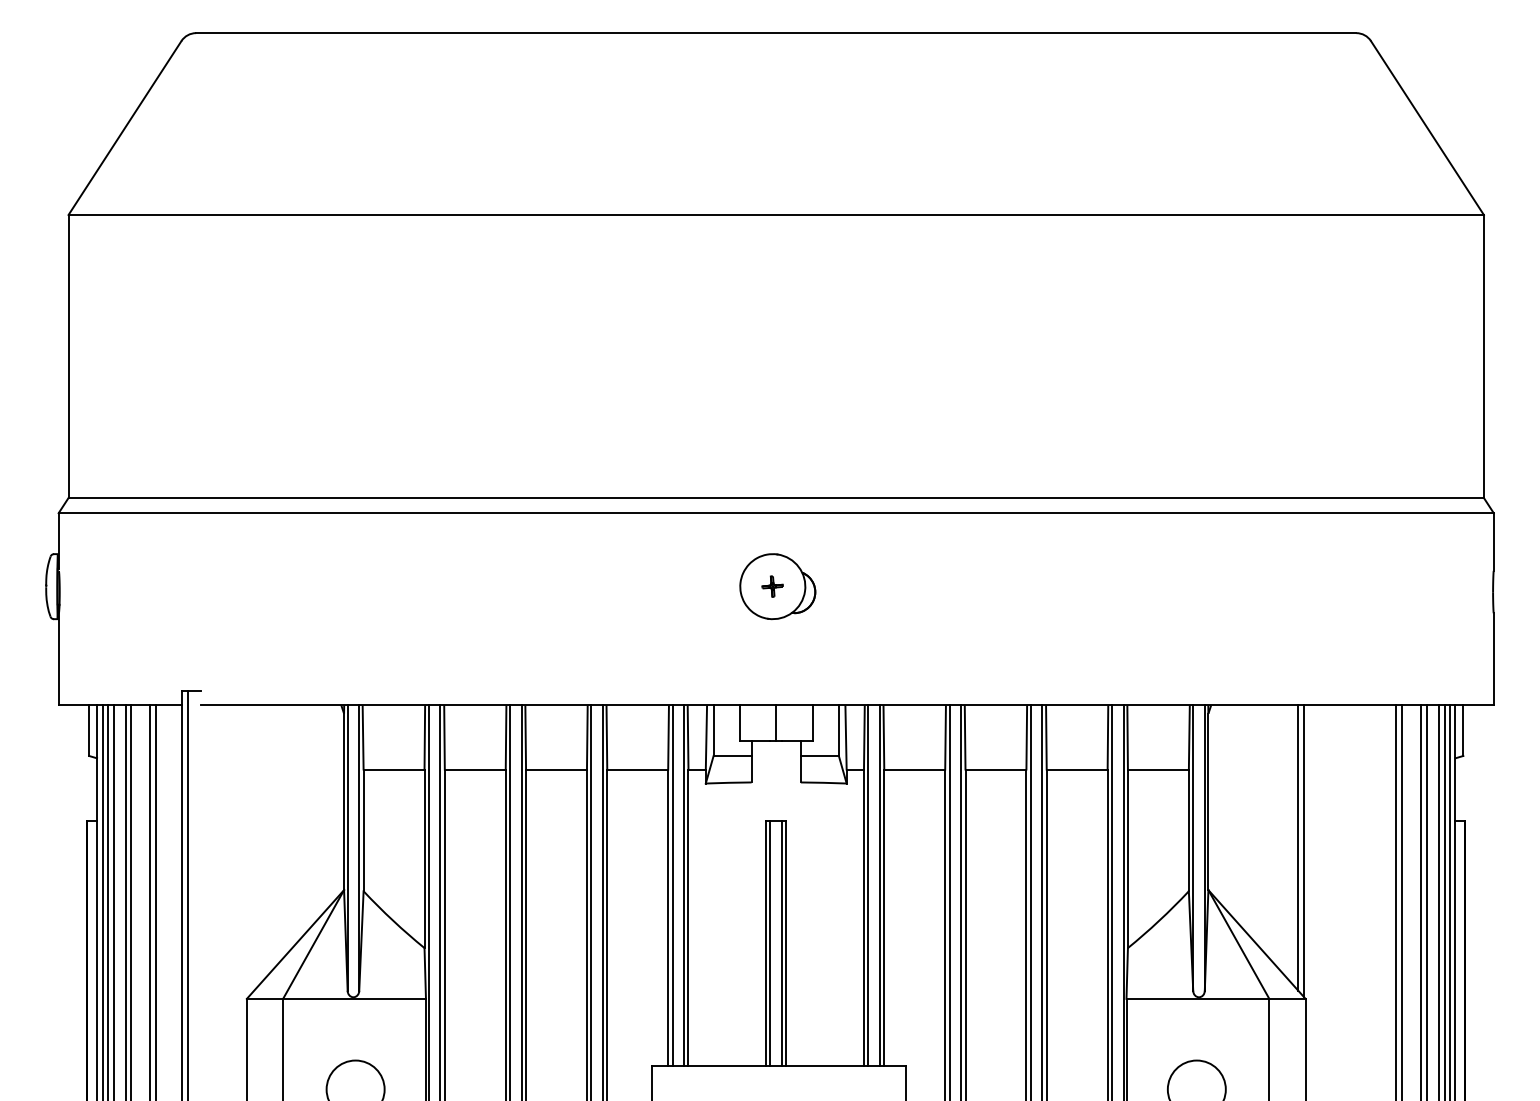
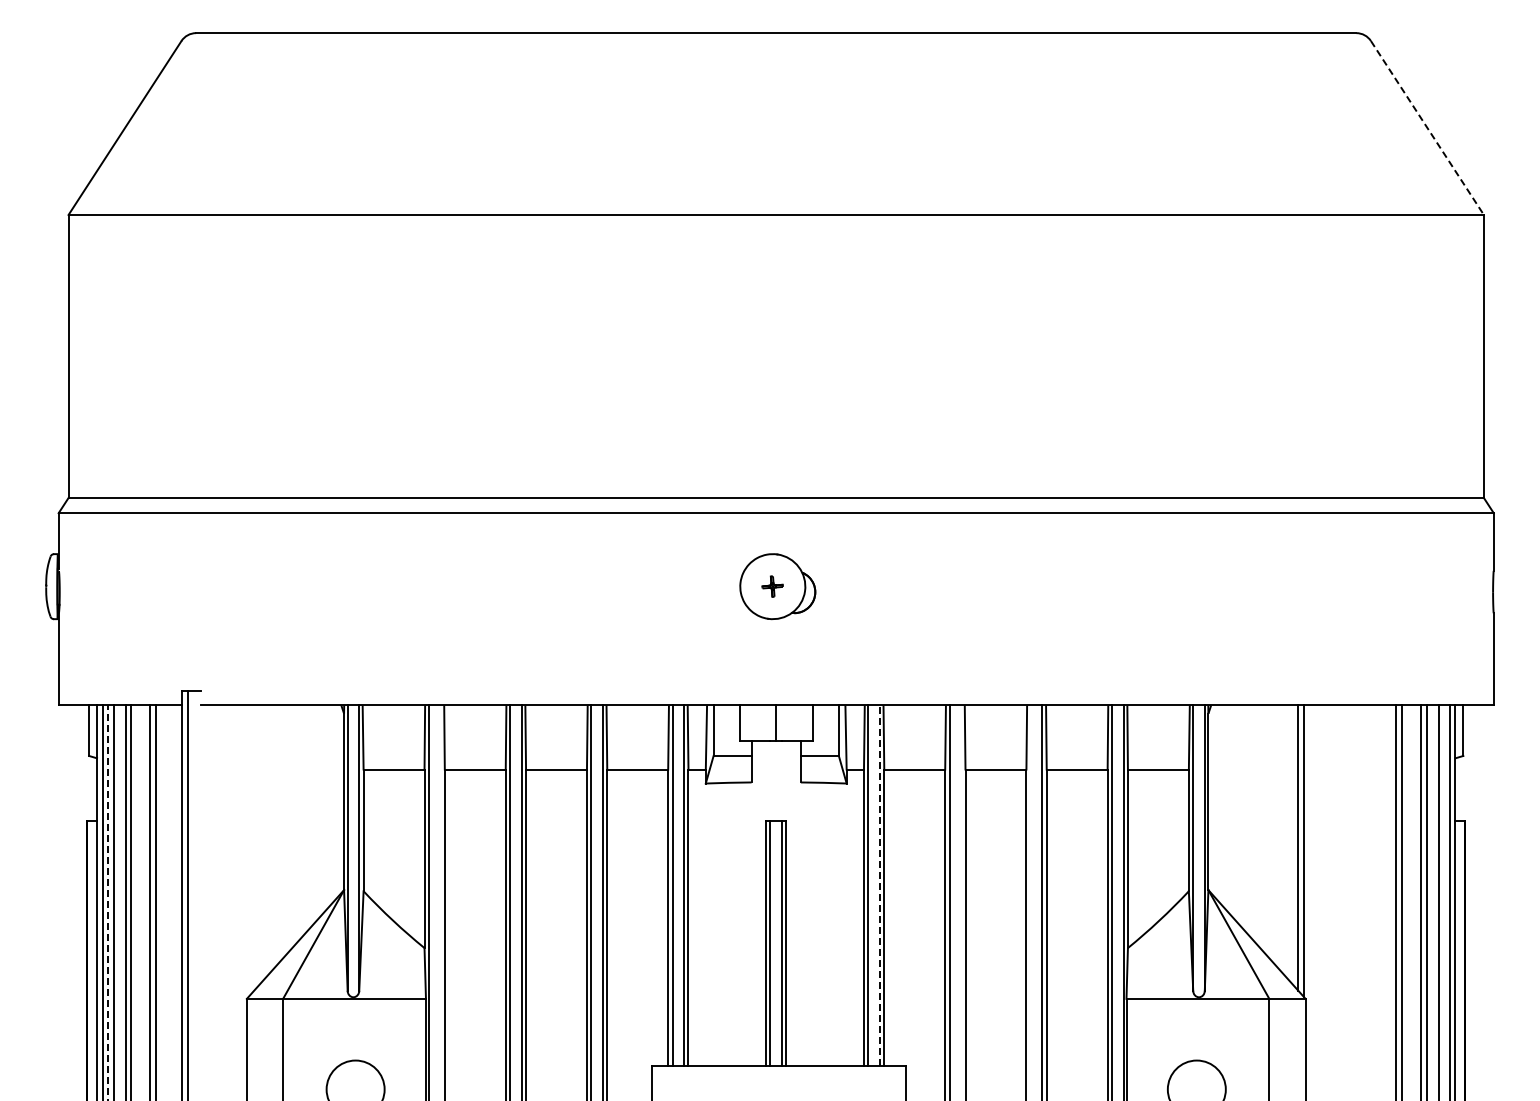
line: solid -> dashed (1427, 128)
line: solid -> dashed (879, 885)
line: present -> none (440, 901)
line: present -> none (961, 901)
line: present -> none (1030, 901)
line: present -> none (1444, 901)
line: solid -> dashed (107, 902)
